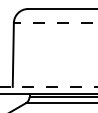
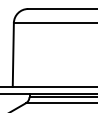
line: dashed -> solid (55, 23)
line: dashed -> solid (49, 86)
